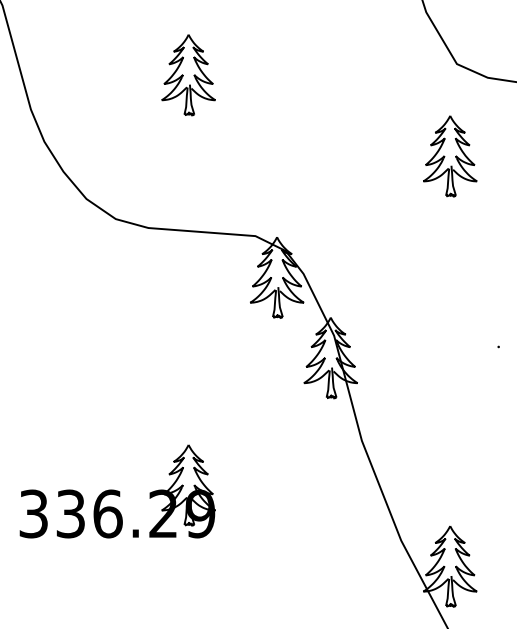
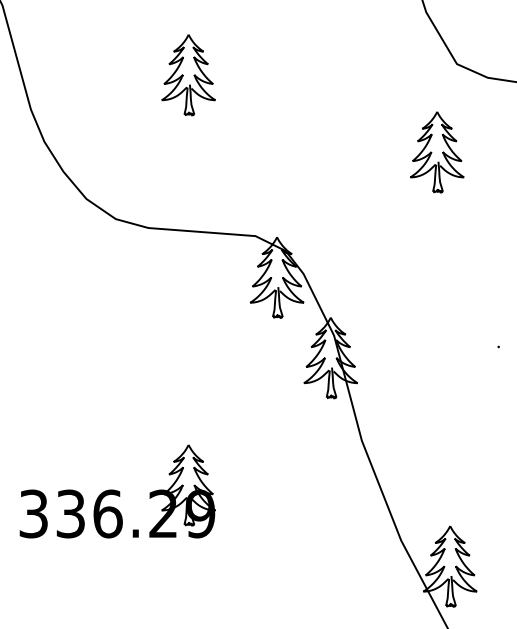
part position: (450, 156) -> (437, 152) (437, 152)
